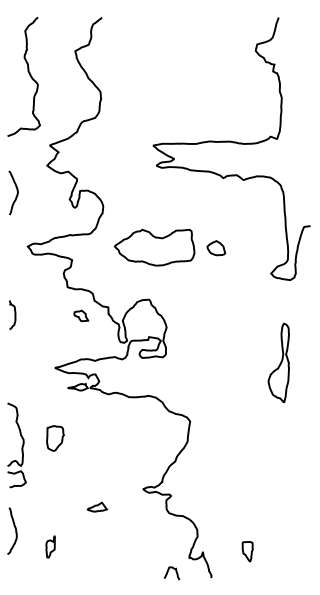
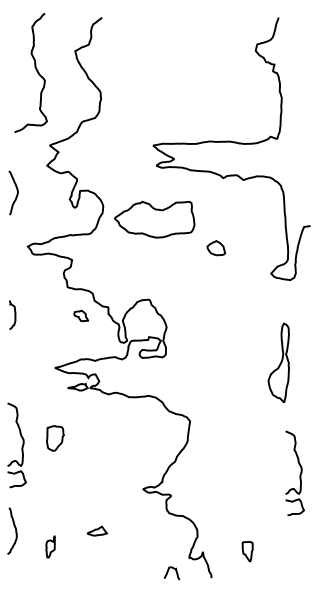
curve position: (28, 73) -> (35, 69) (35, 69)
part position: (154, 247) -> (154, 219) (154, 219)
part: none -> present (294, 473)
part position: (97, 506) -> (97, 530) (97, 530)
